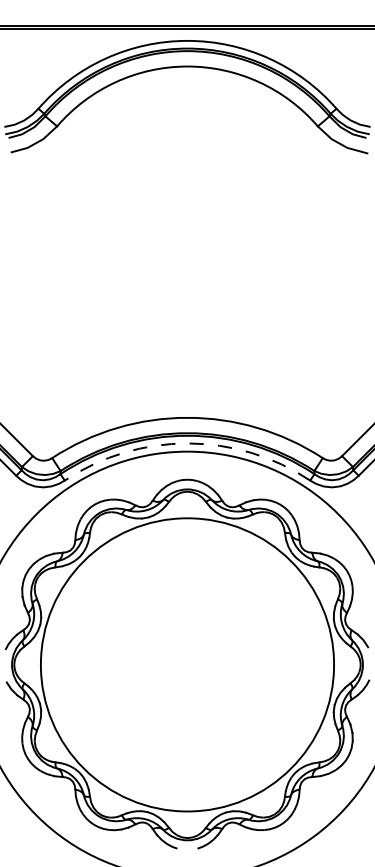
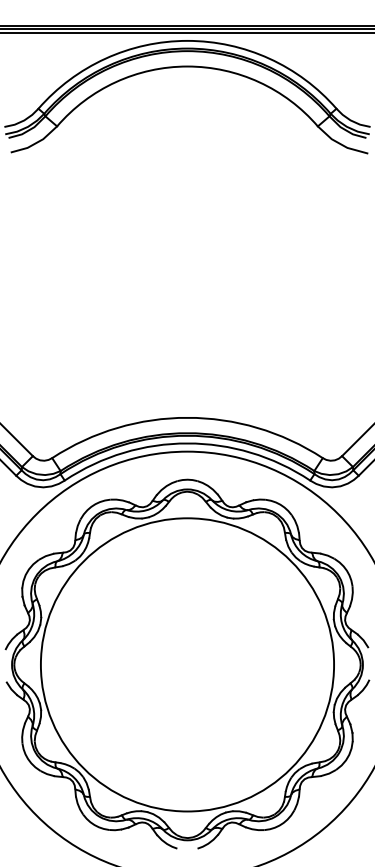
line: none -> present (186, 33)
arc: dashed -> solid (187, 443)
